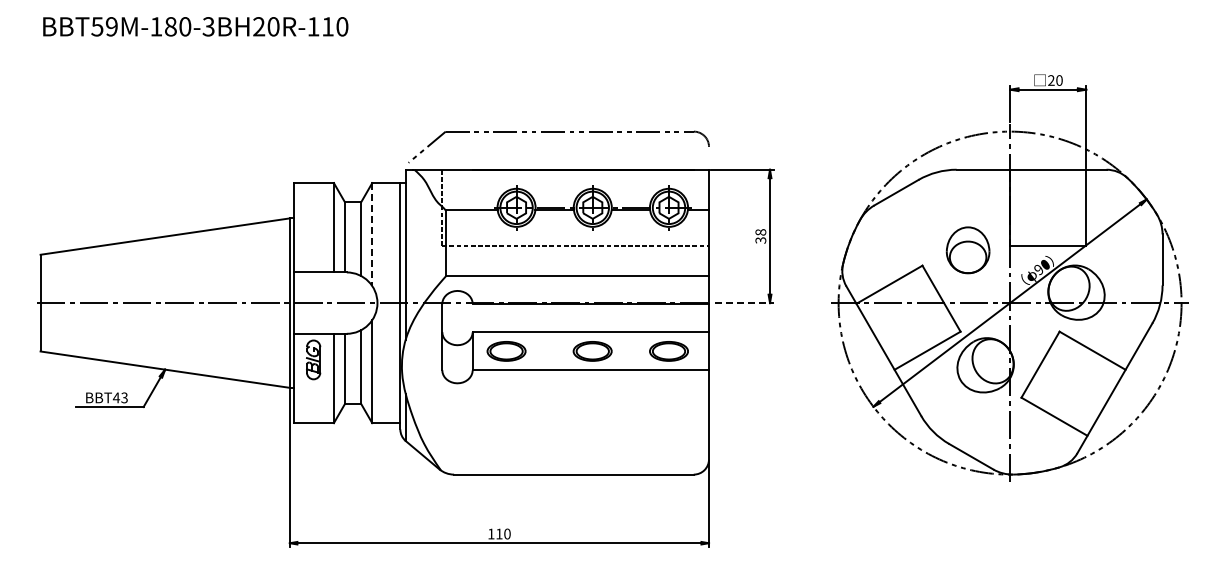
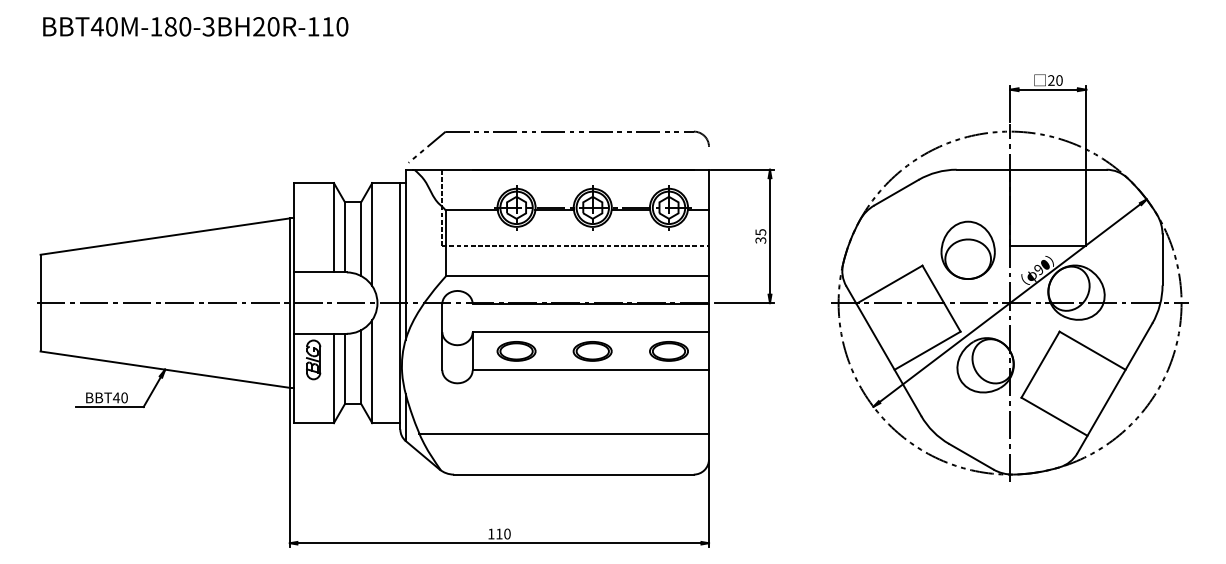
text: BBT59M-180-3BH20R-110 -> BBT40M-180-3BH20R-110 (103, 26)
text: 38 -> 35 (760, 232)
line: dashed -> solid (372, 235)
part size: 46x49 px -> 56x60 px (967, 249)
line: dashed -> solid (744, 303)
part position: (506, 351) -> (516, 351) (516, 351)
text: BBT43 -> BBT40 (124, 397)
line: none -> present (564, 433)
